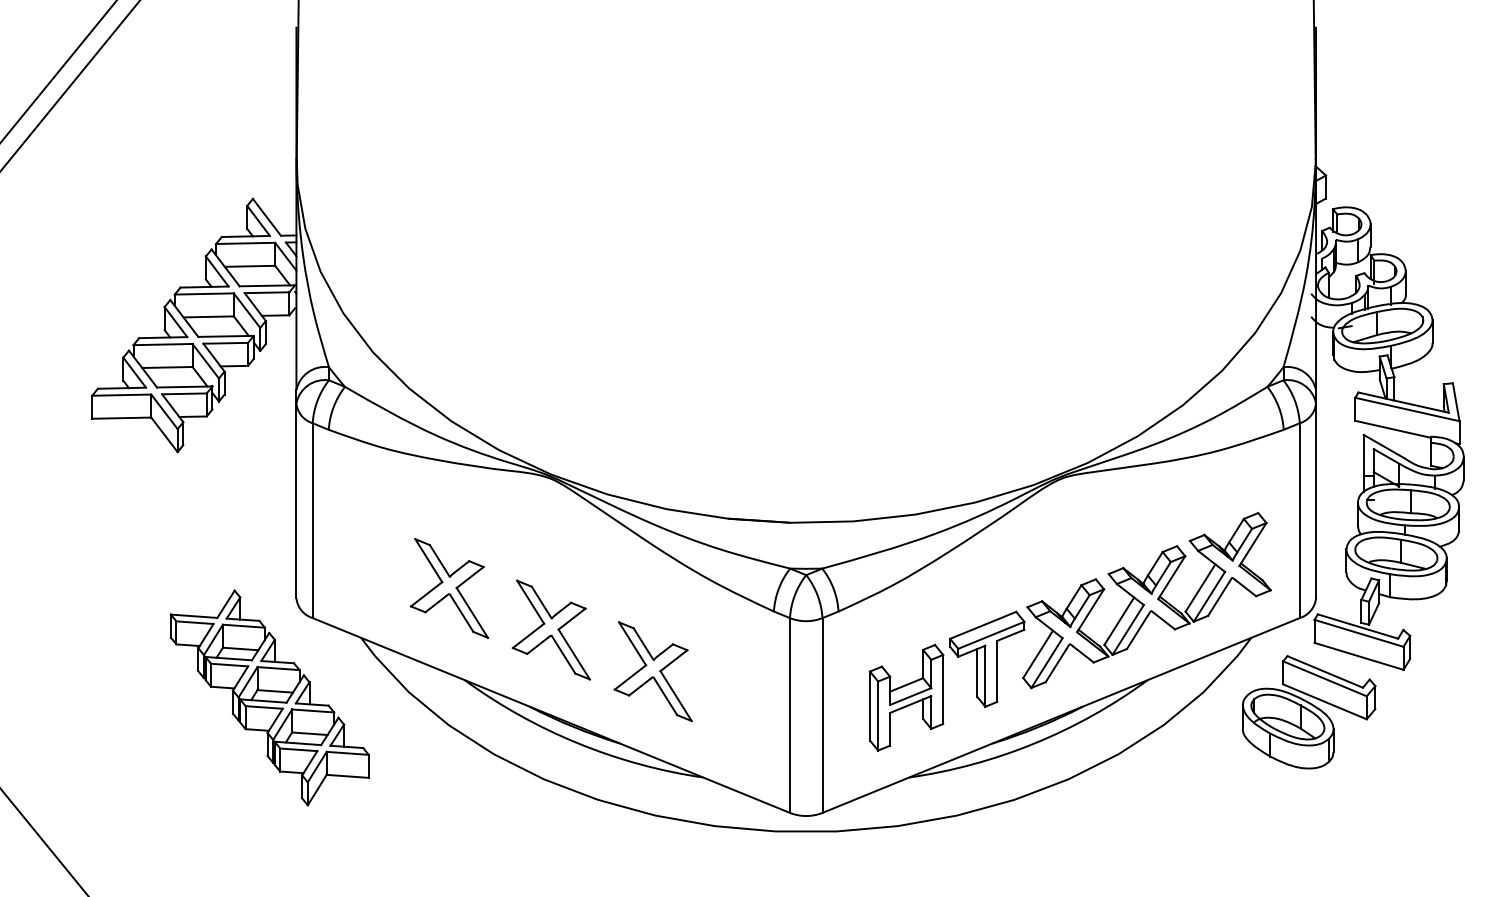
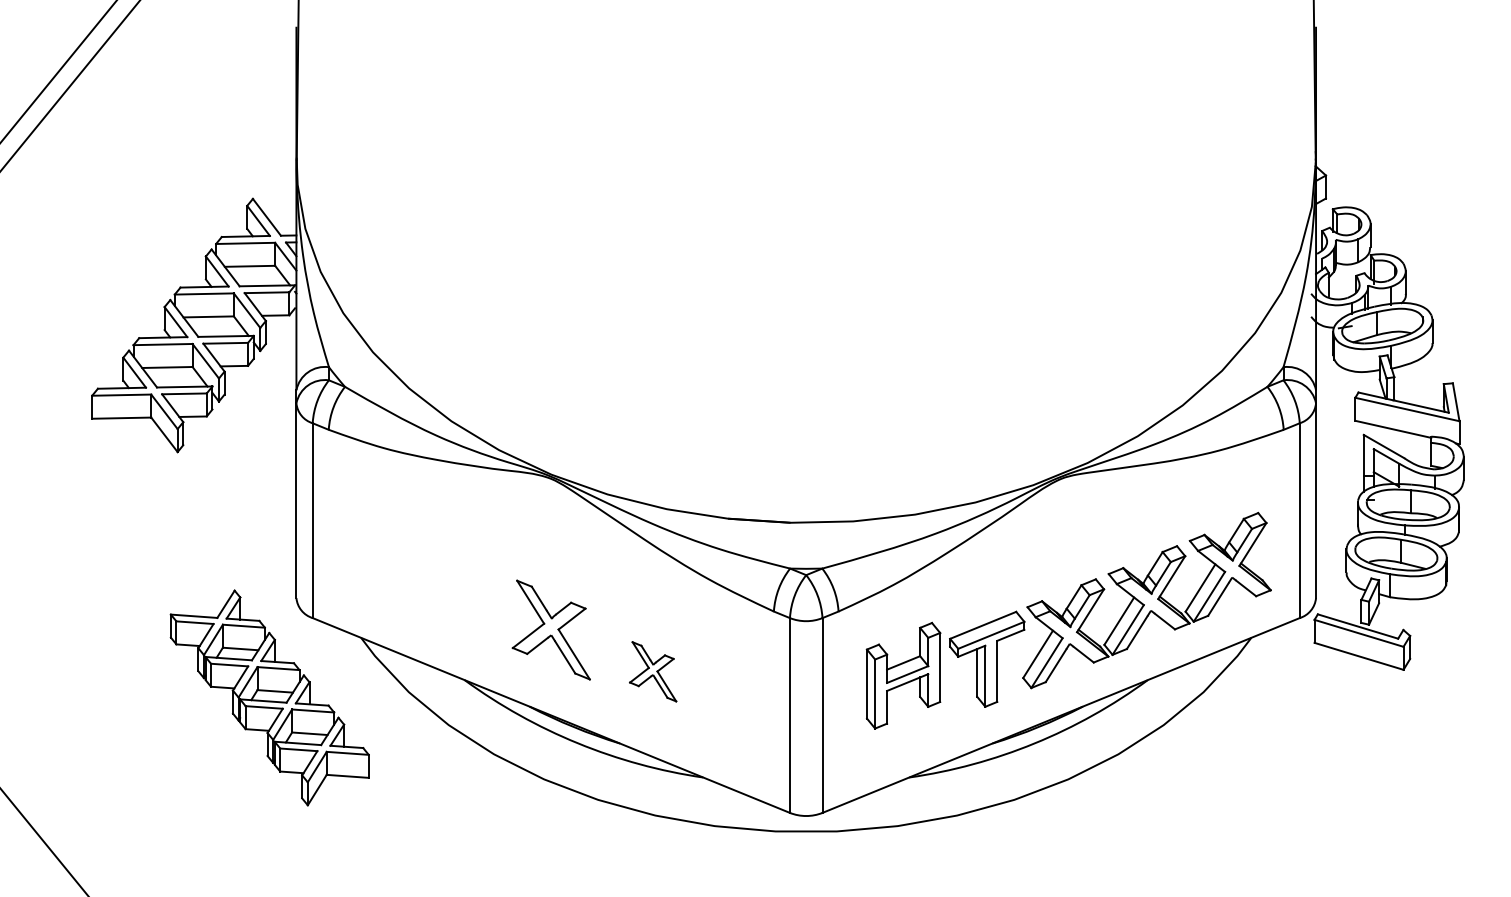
part: present -> none (448, 588)
part size: 80x102 px -> 49x62 px (653, 671)
part position: (906, 697) -> (903, 675) (903, 675)
part: present -> none (1309, 712)
